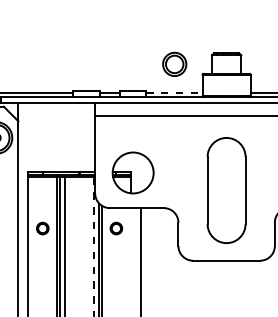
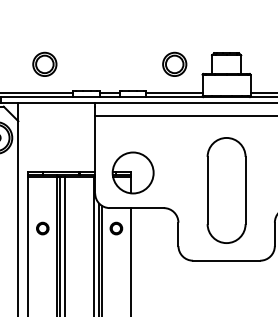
part: none -> present (44, 63)
line: dashed -> solid (174, 92)
line: dashed -> solid (94, 247)
line position: (141, 260) -> (131, 260) (131, 260)
